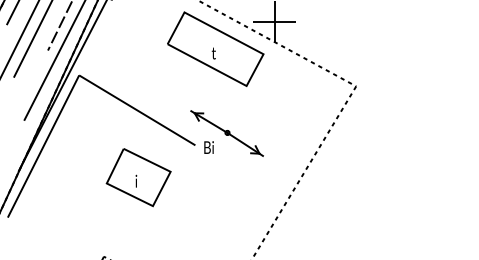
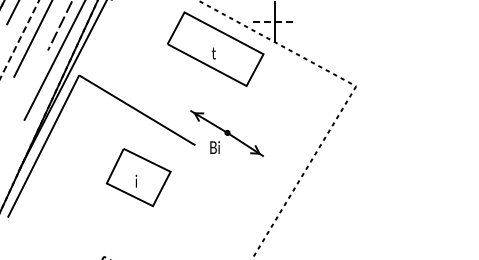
line: solid -> dashed (274, 21)
line: solid -> dashed (19, 39)
text position: (208, 147) -> (214, 147) (214, 147)
